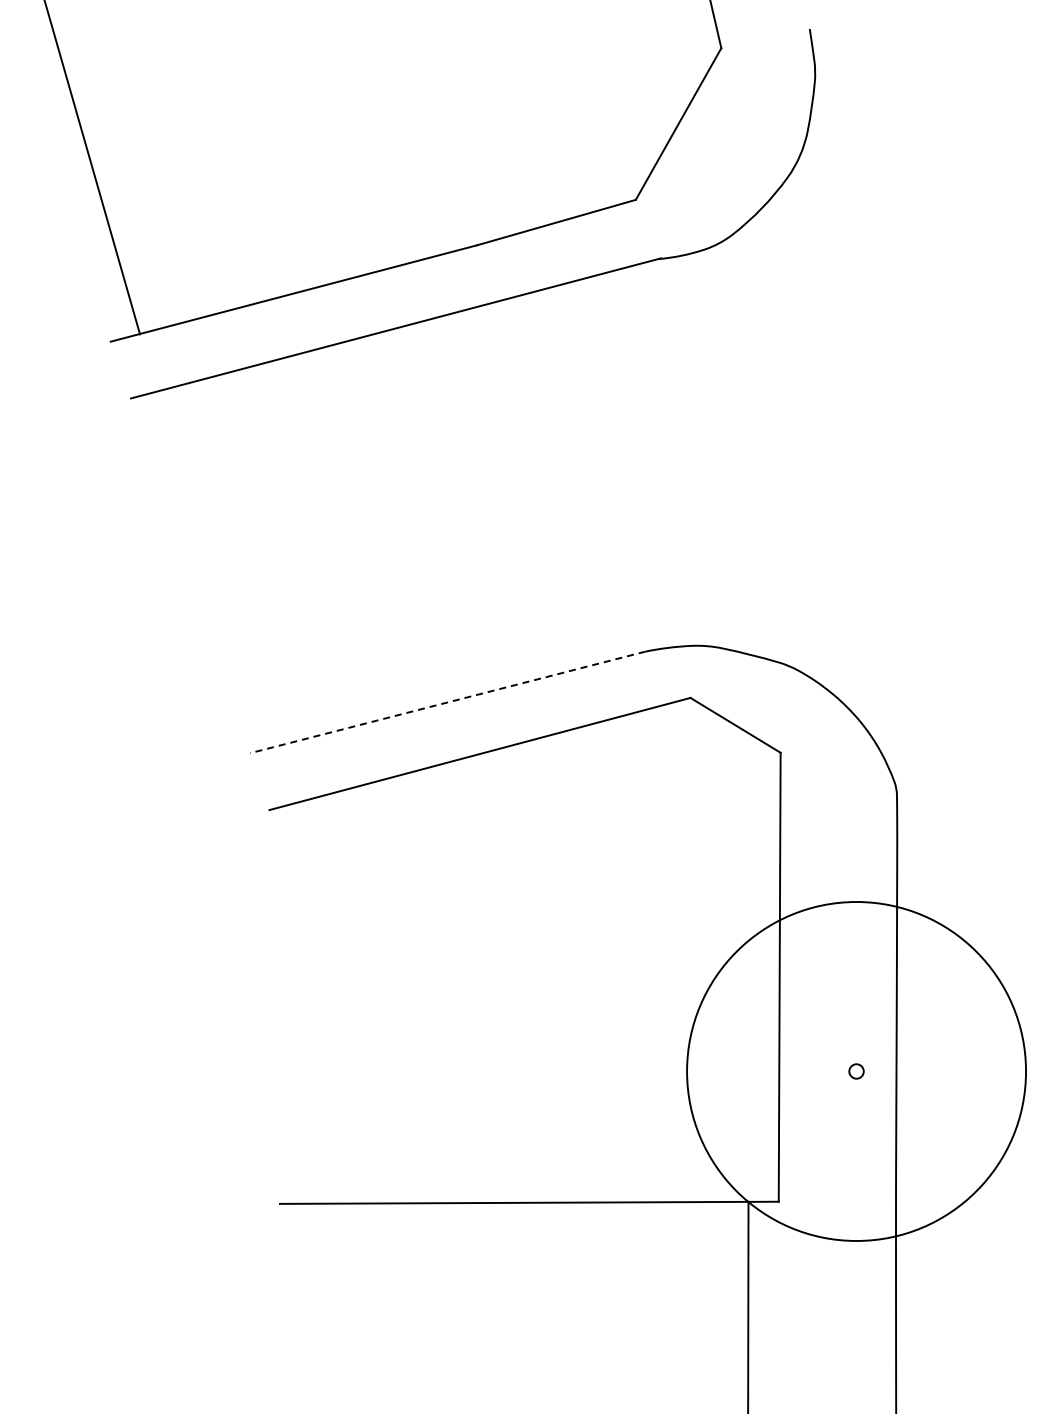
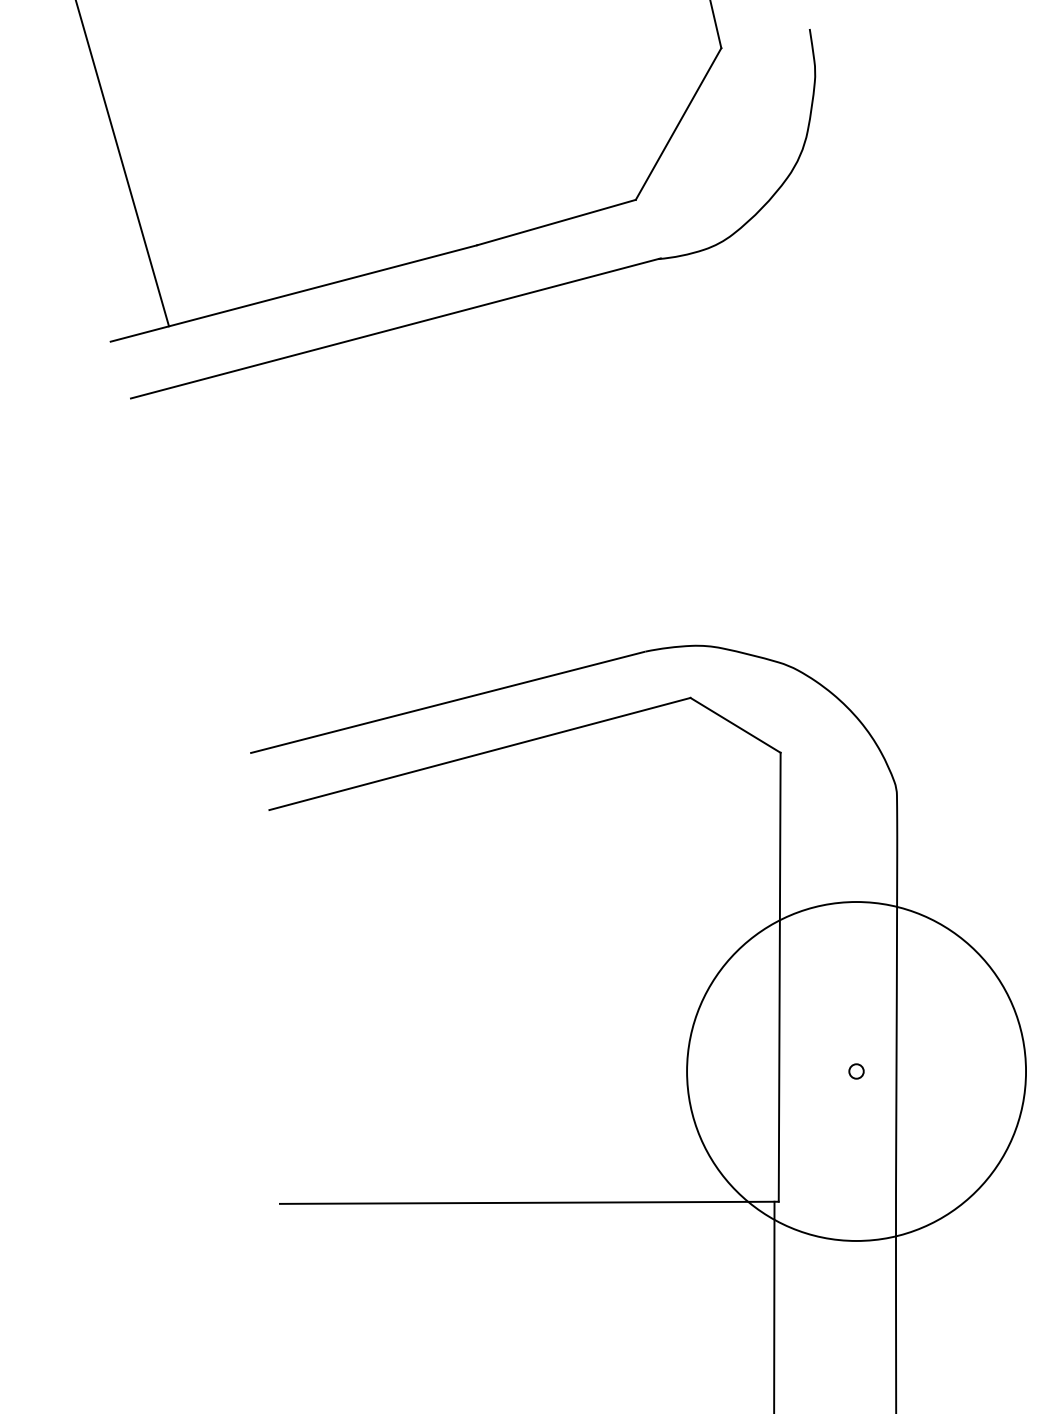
line position: (92, 168) -> (122, 164) (122, 164)
line: dashed -> solid (447, 702)
line position: (748, 1305) -> (774, 1305) (774, 1305)
